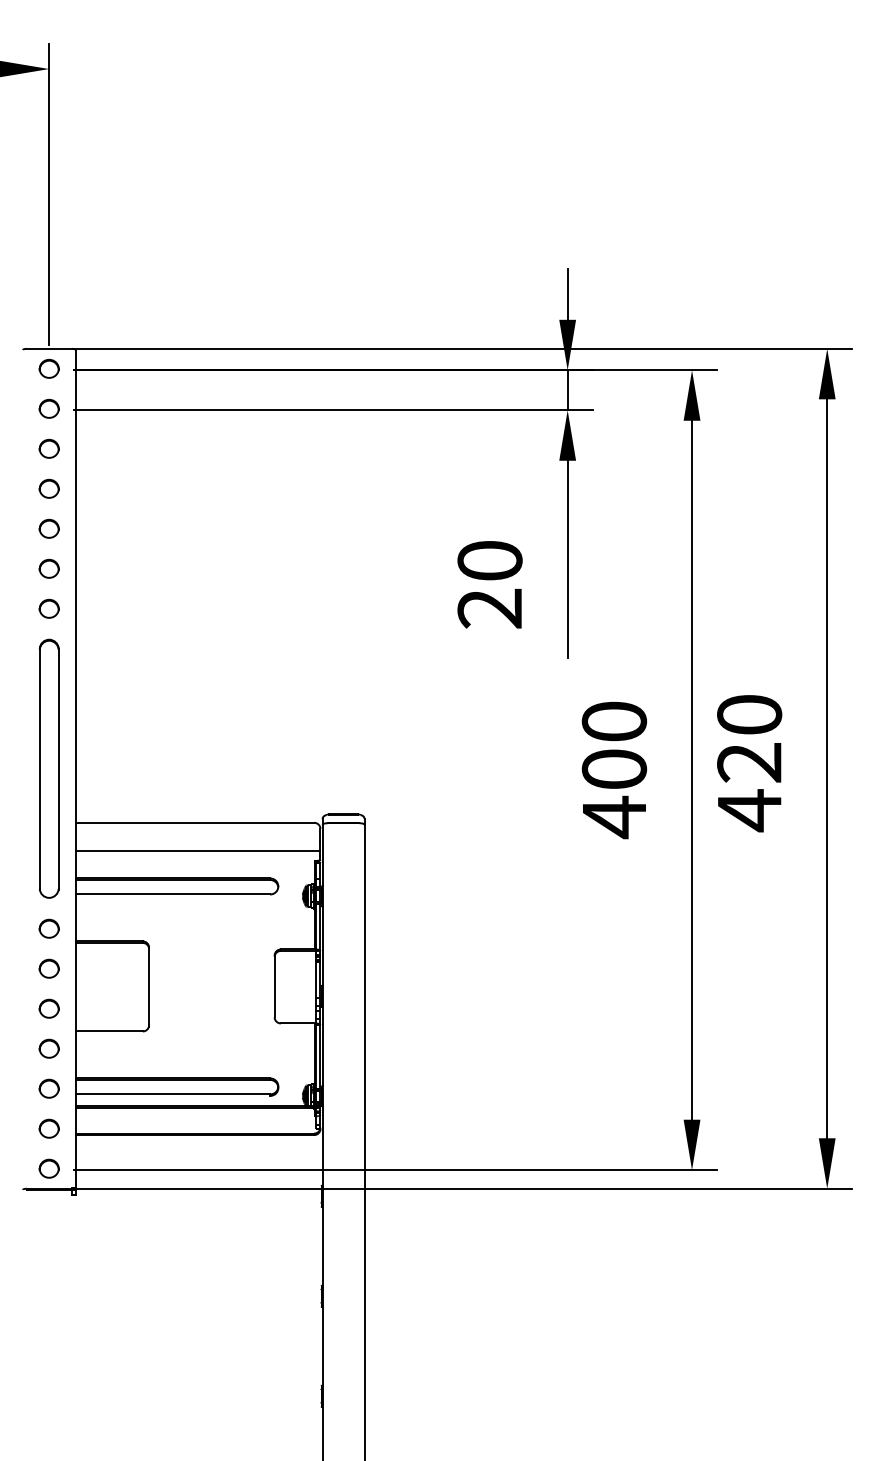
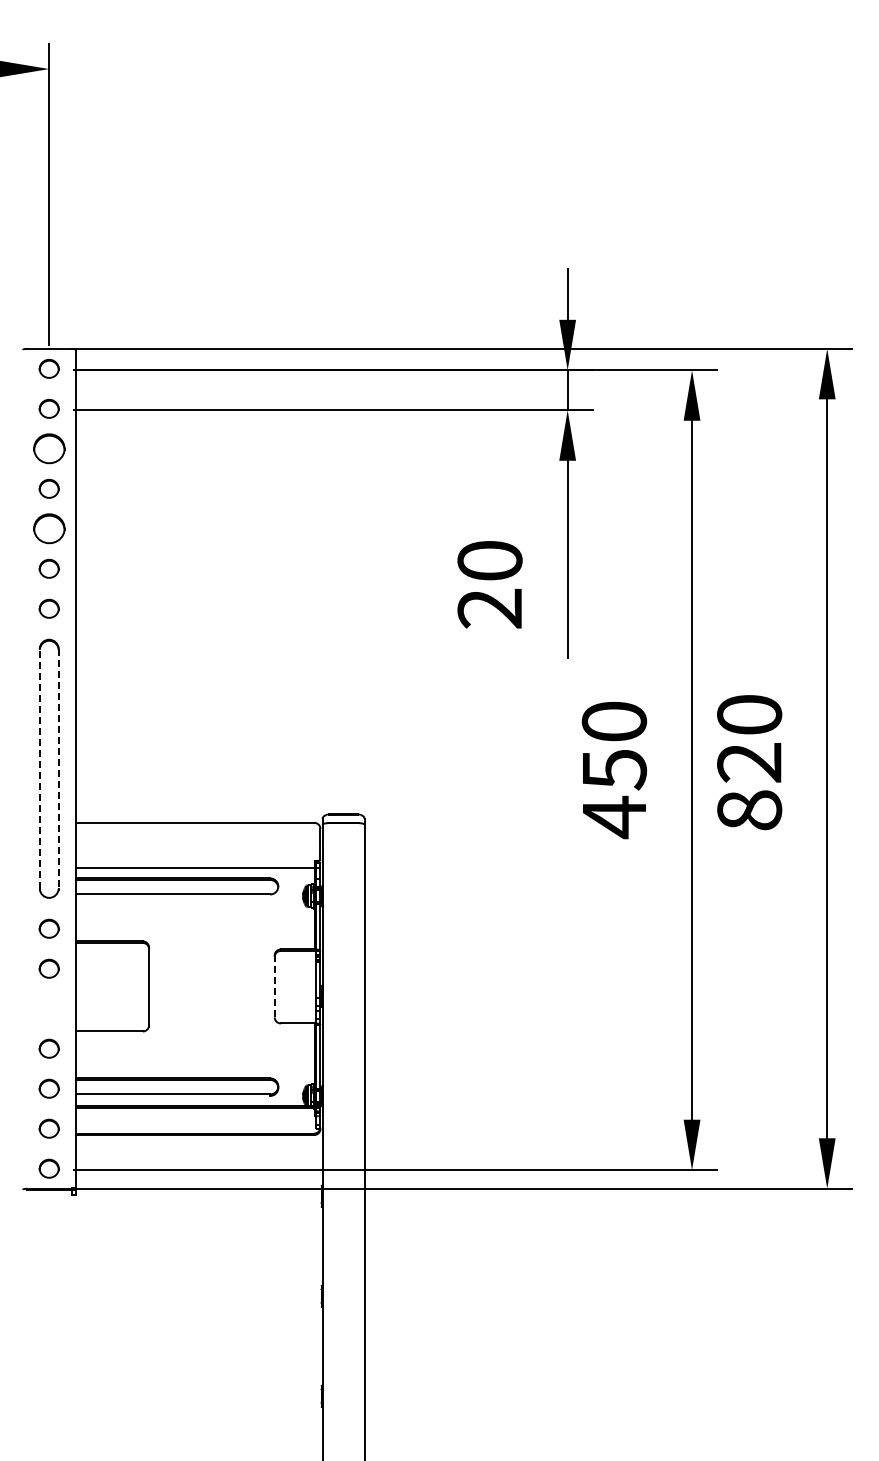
part size: 22x20 px -> 33x32 px (49, 448)
part size: 22x20 px -> 33x32 px (49, 528)
line: solid -> dashed (39, 768)
line: solid -> dashed (58, 768)
text: 400 -> 450 (613, 769)
text: 420 -> 820 (749, 810)
line position: (197, 850) -> (197, 867) (197, 867)
line: solid -> dashed (274, 986)
part: present -> none (48, 1008)
